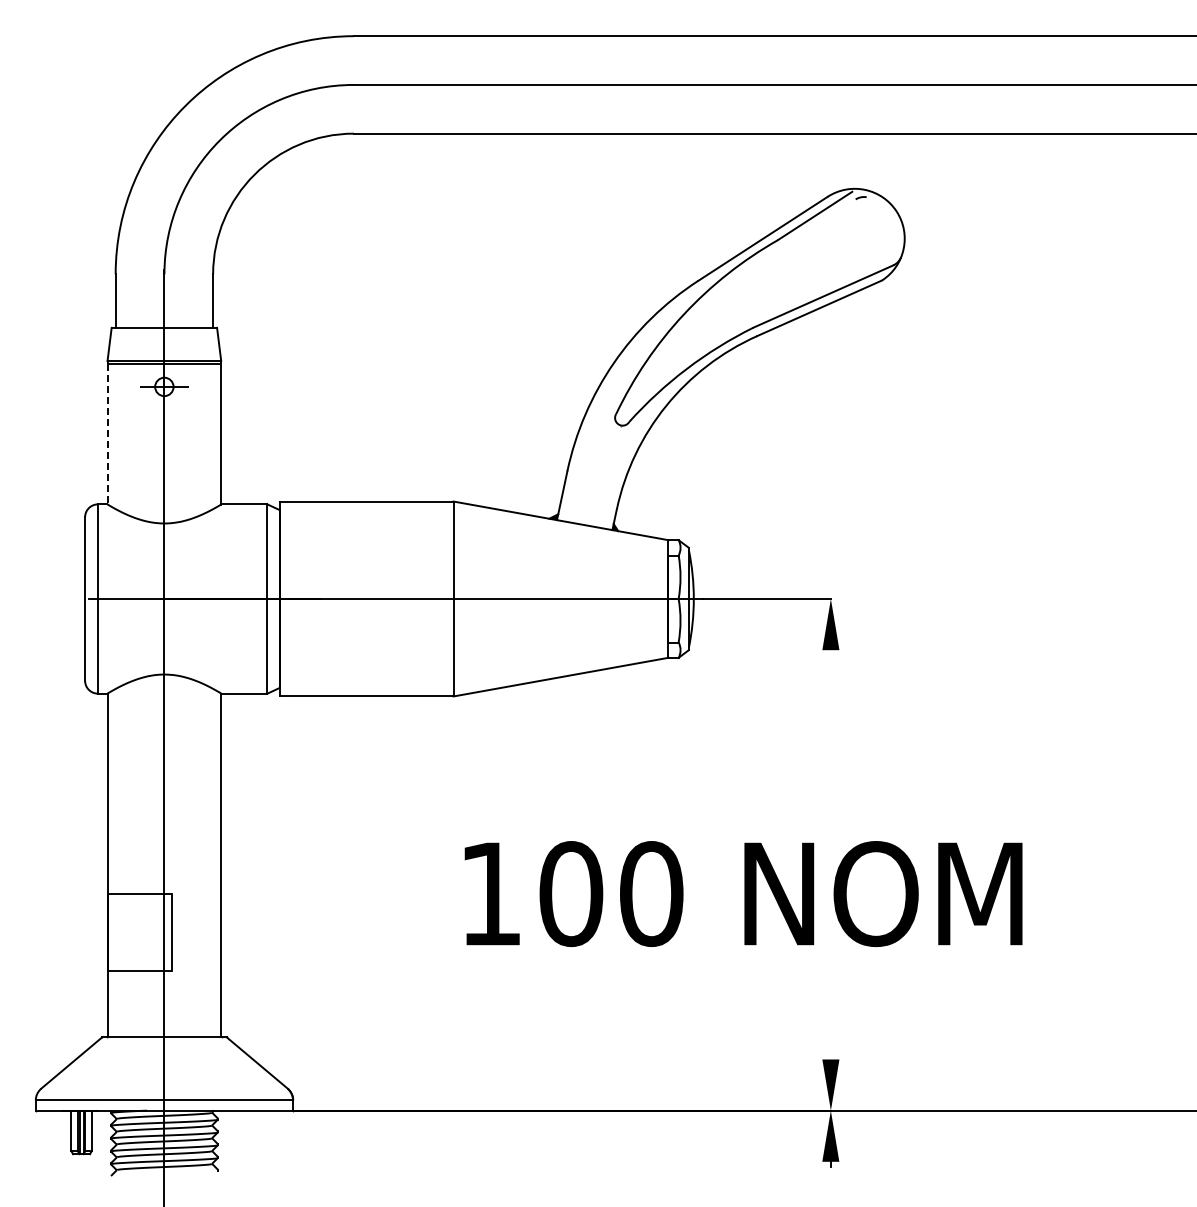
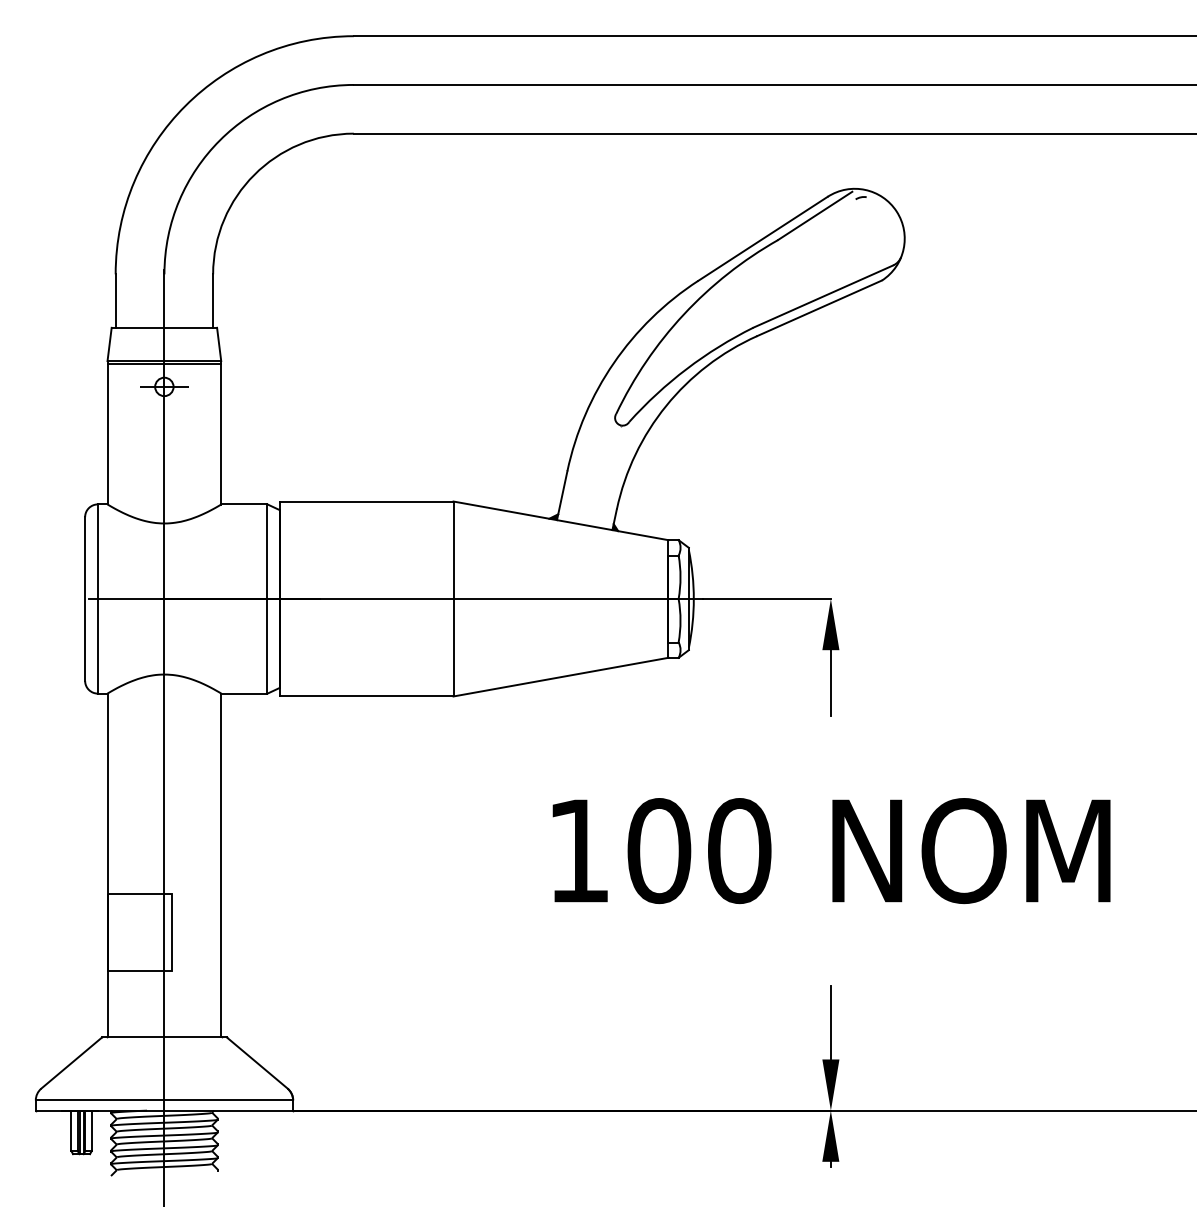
line: dashed -> solid (107, 434)
line: none -> present (830, 682)
text position: (743, 894) -> (831, 851) (831, 851)
line: none -> present (830, 1022)
